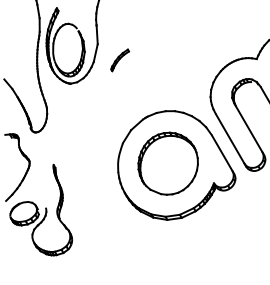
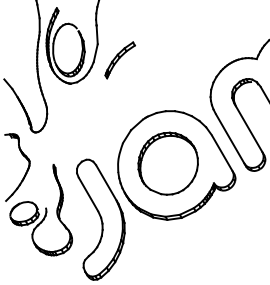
part size: 21x25 px -> 32x39 px (119, 60)
part: none -> present (100, 219)
